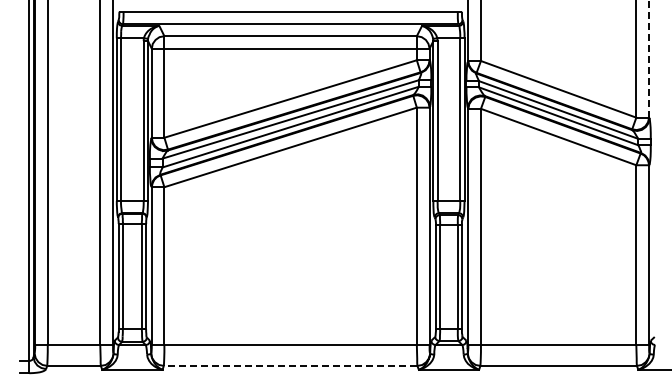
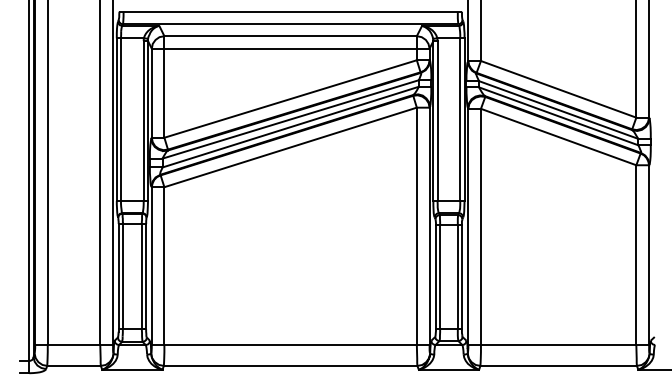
line: dashed -> solid (649, 58)
line: dashed -> solid (290, 365)
